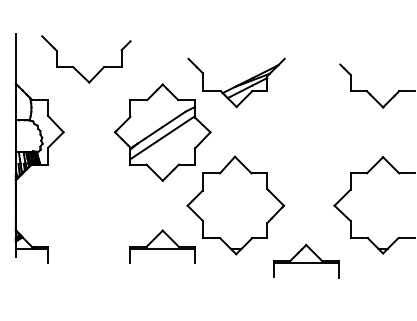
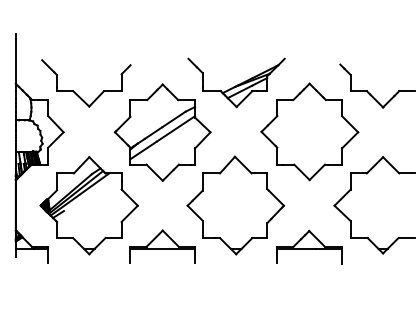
part position: (76, 68) -> (76, 92) (76, 92)
part: none -> present (309, 131)
part: none -> present (88, 205)
part position: (306, 260) -> (309, 246) (309, 246)
